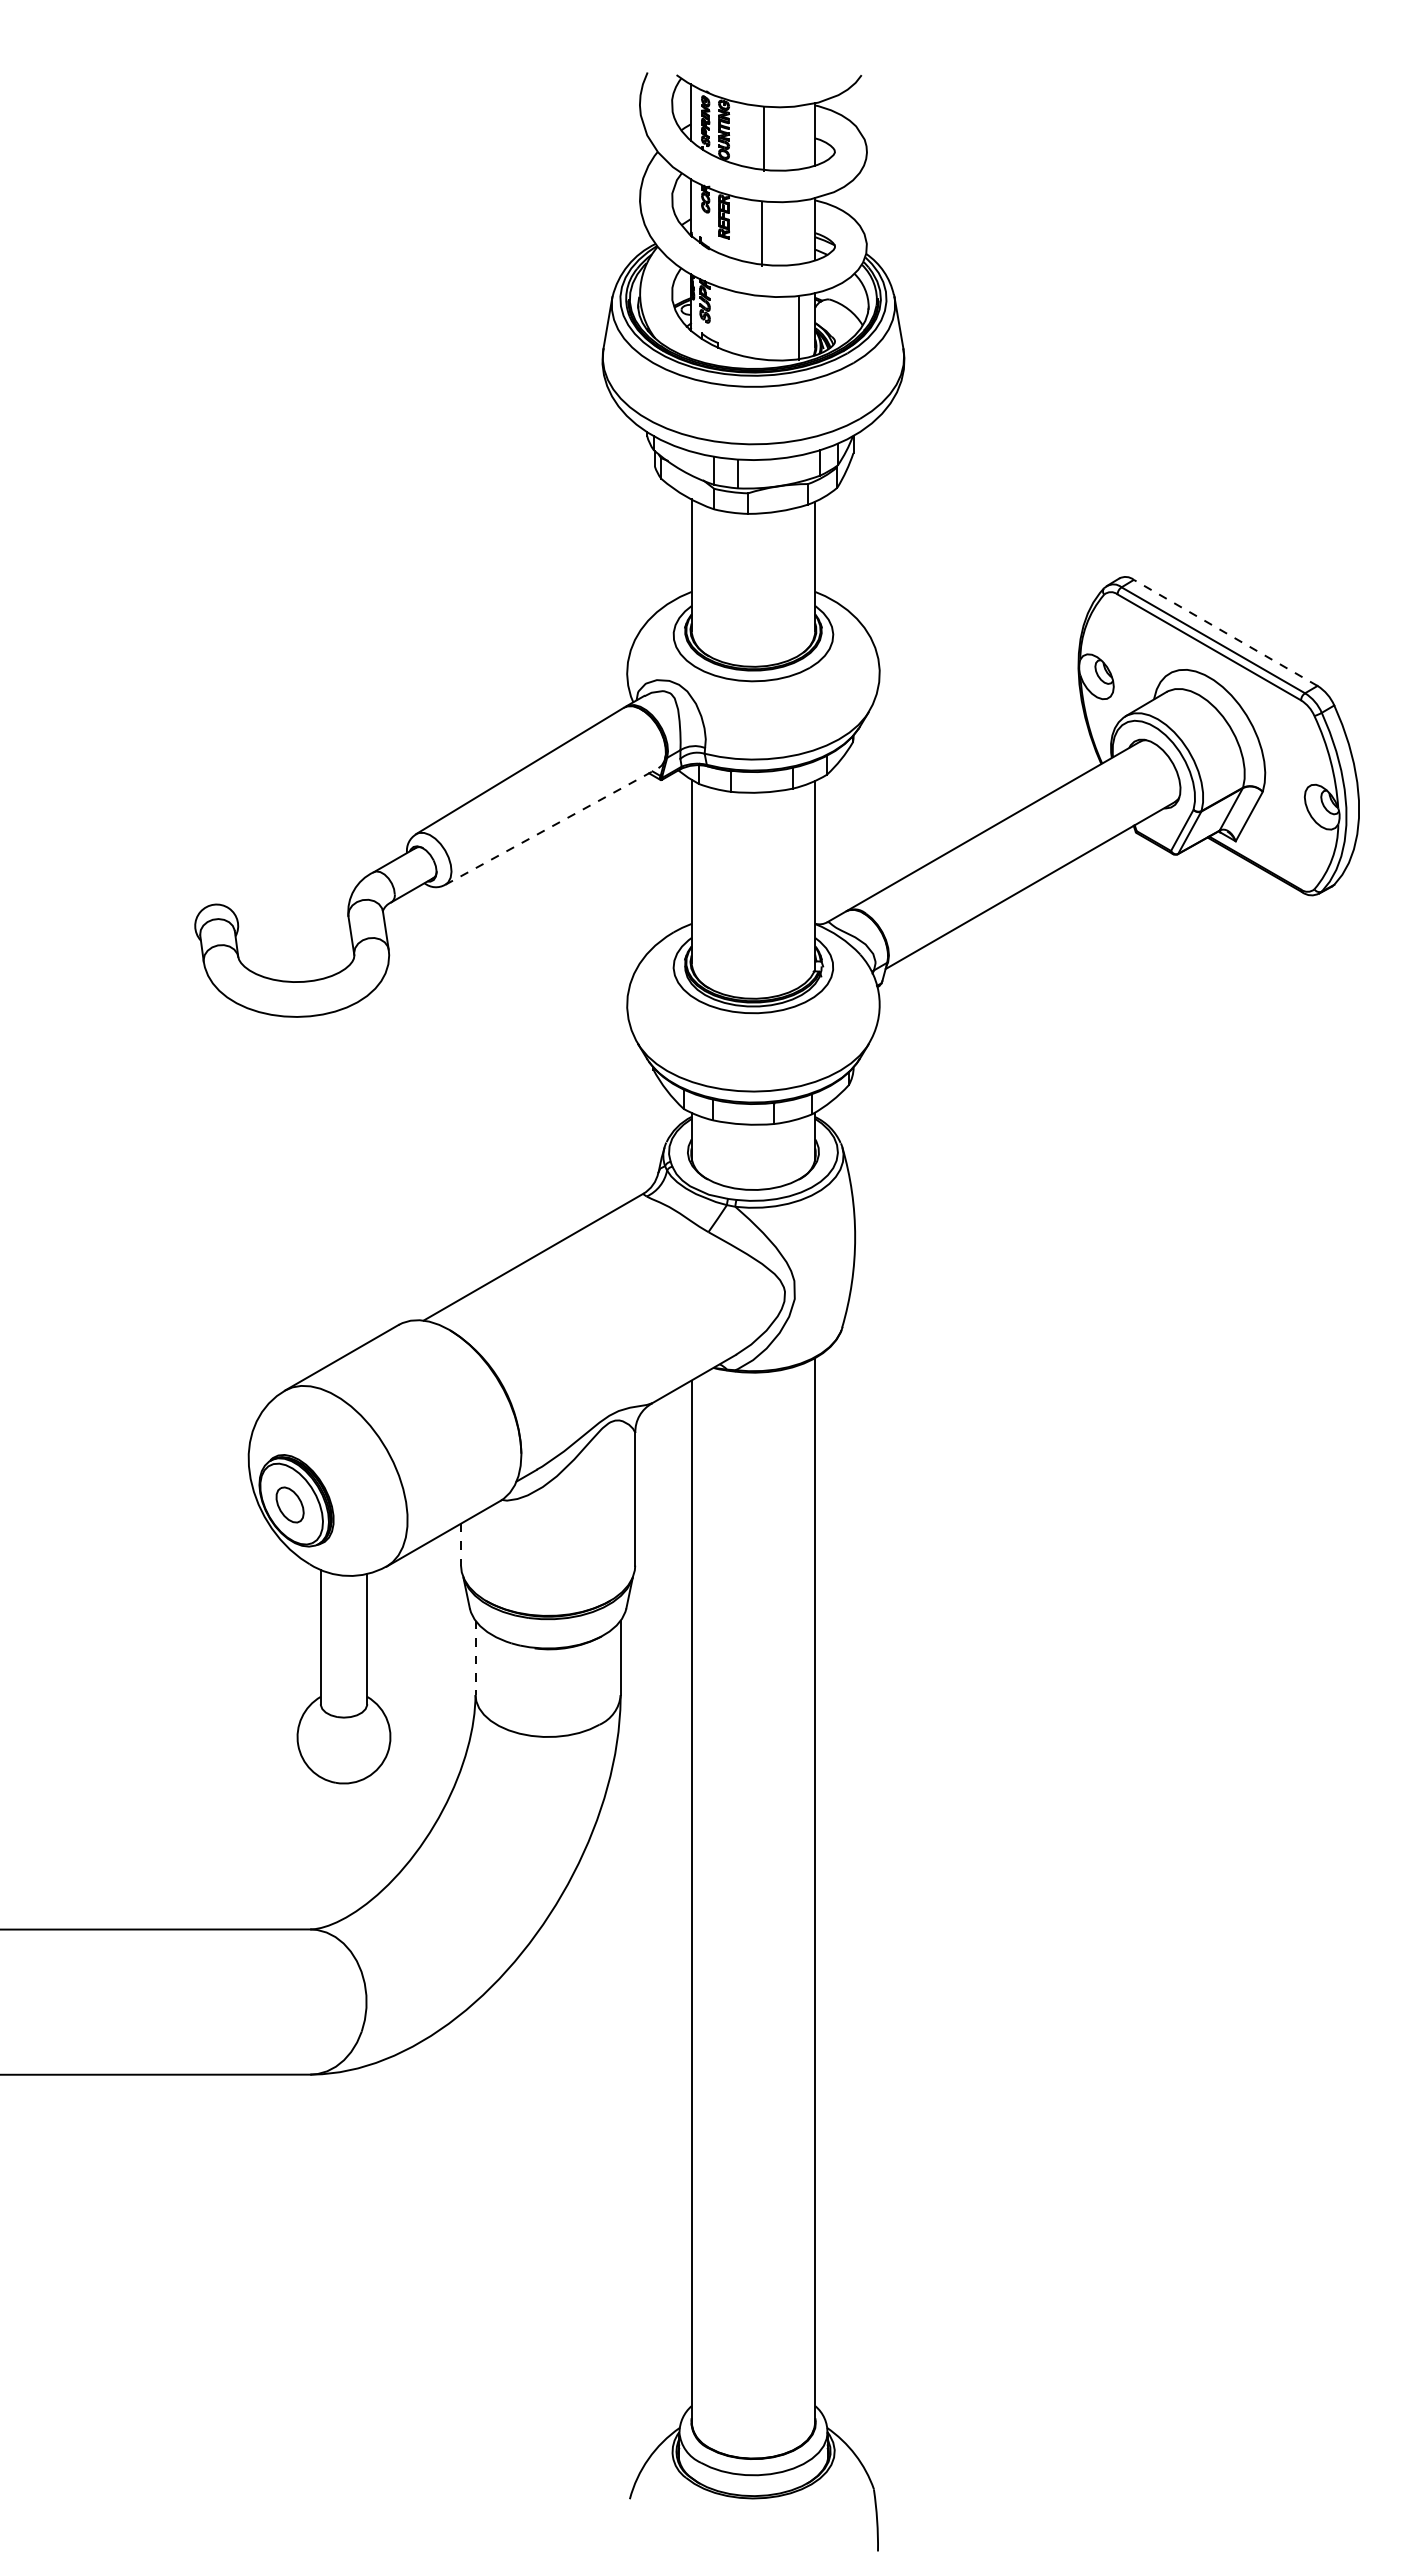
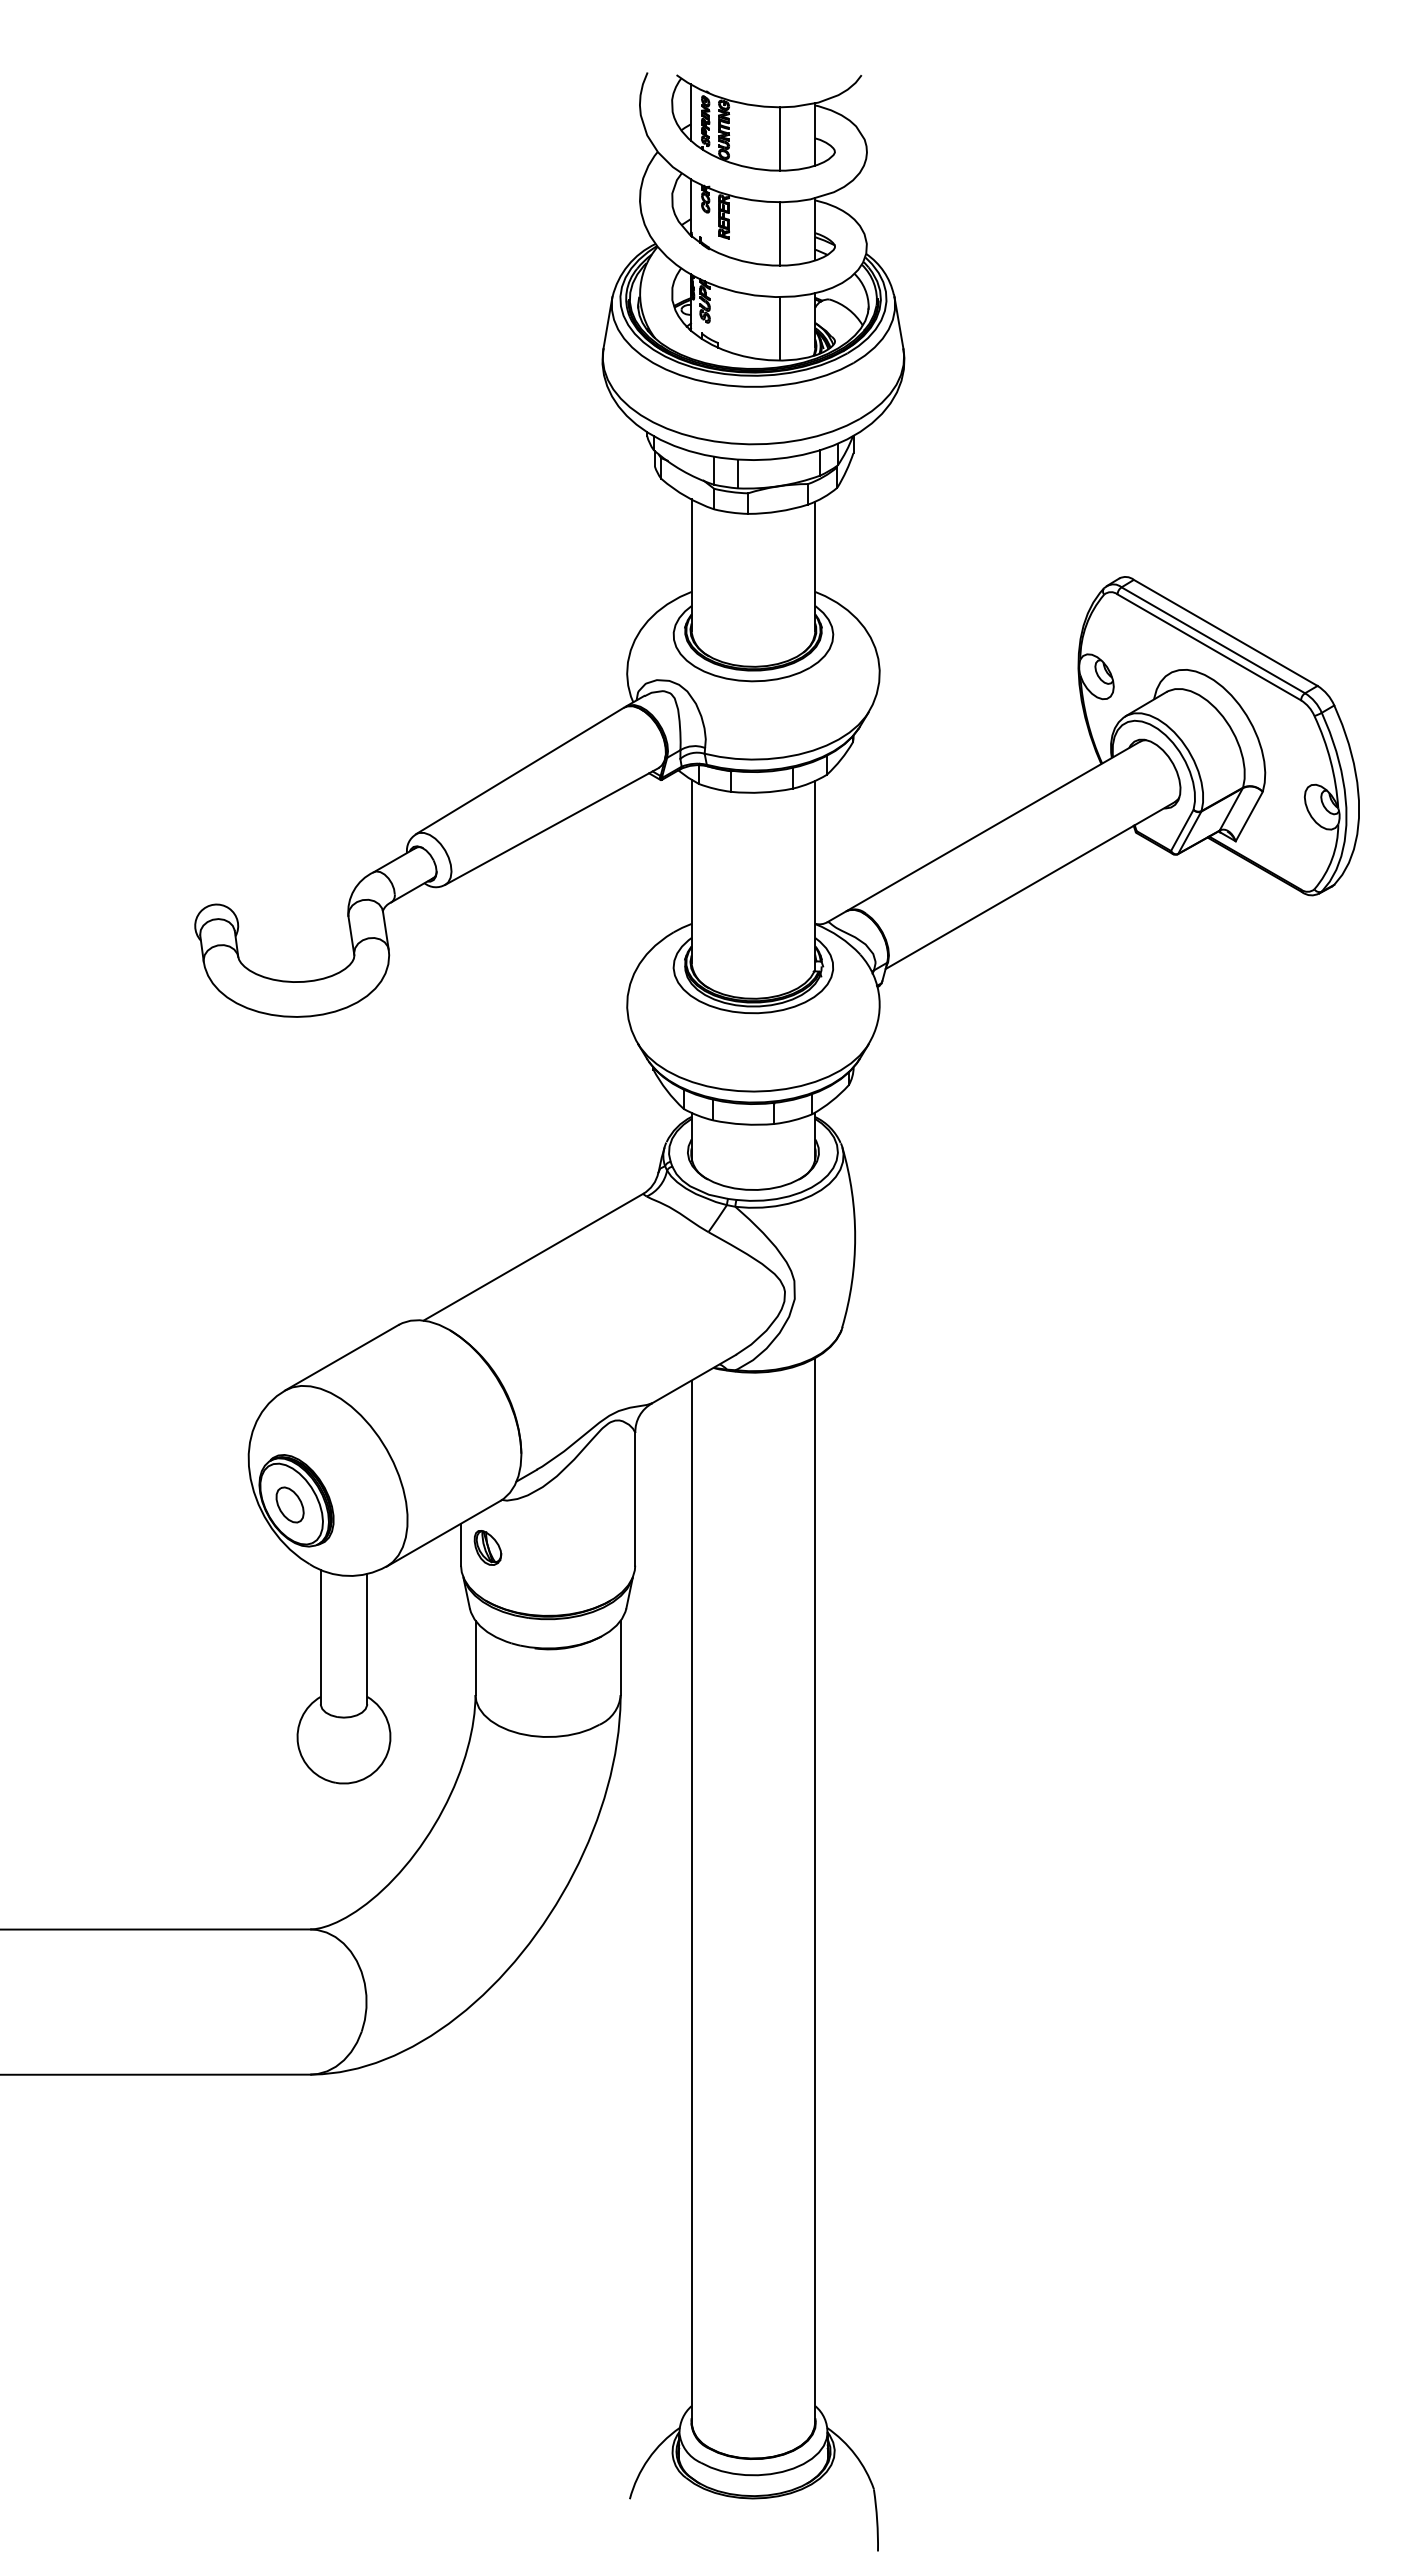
line position: (763, 138) -> (779, 138) (779, 138)
line position: (761, 233) -> (779, 233) (779, 233)
line position: (798, 328) -> (779, 328) (779, 328)
line: dashed -> solid (1225, 632)
line: dashed -> solid (551, 826)
line: dashed -> solid (461, 1544)
part: none -> present (487, 1547)
line: dashed -> solid (475, 1658)
